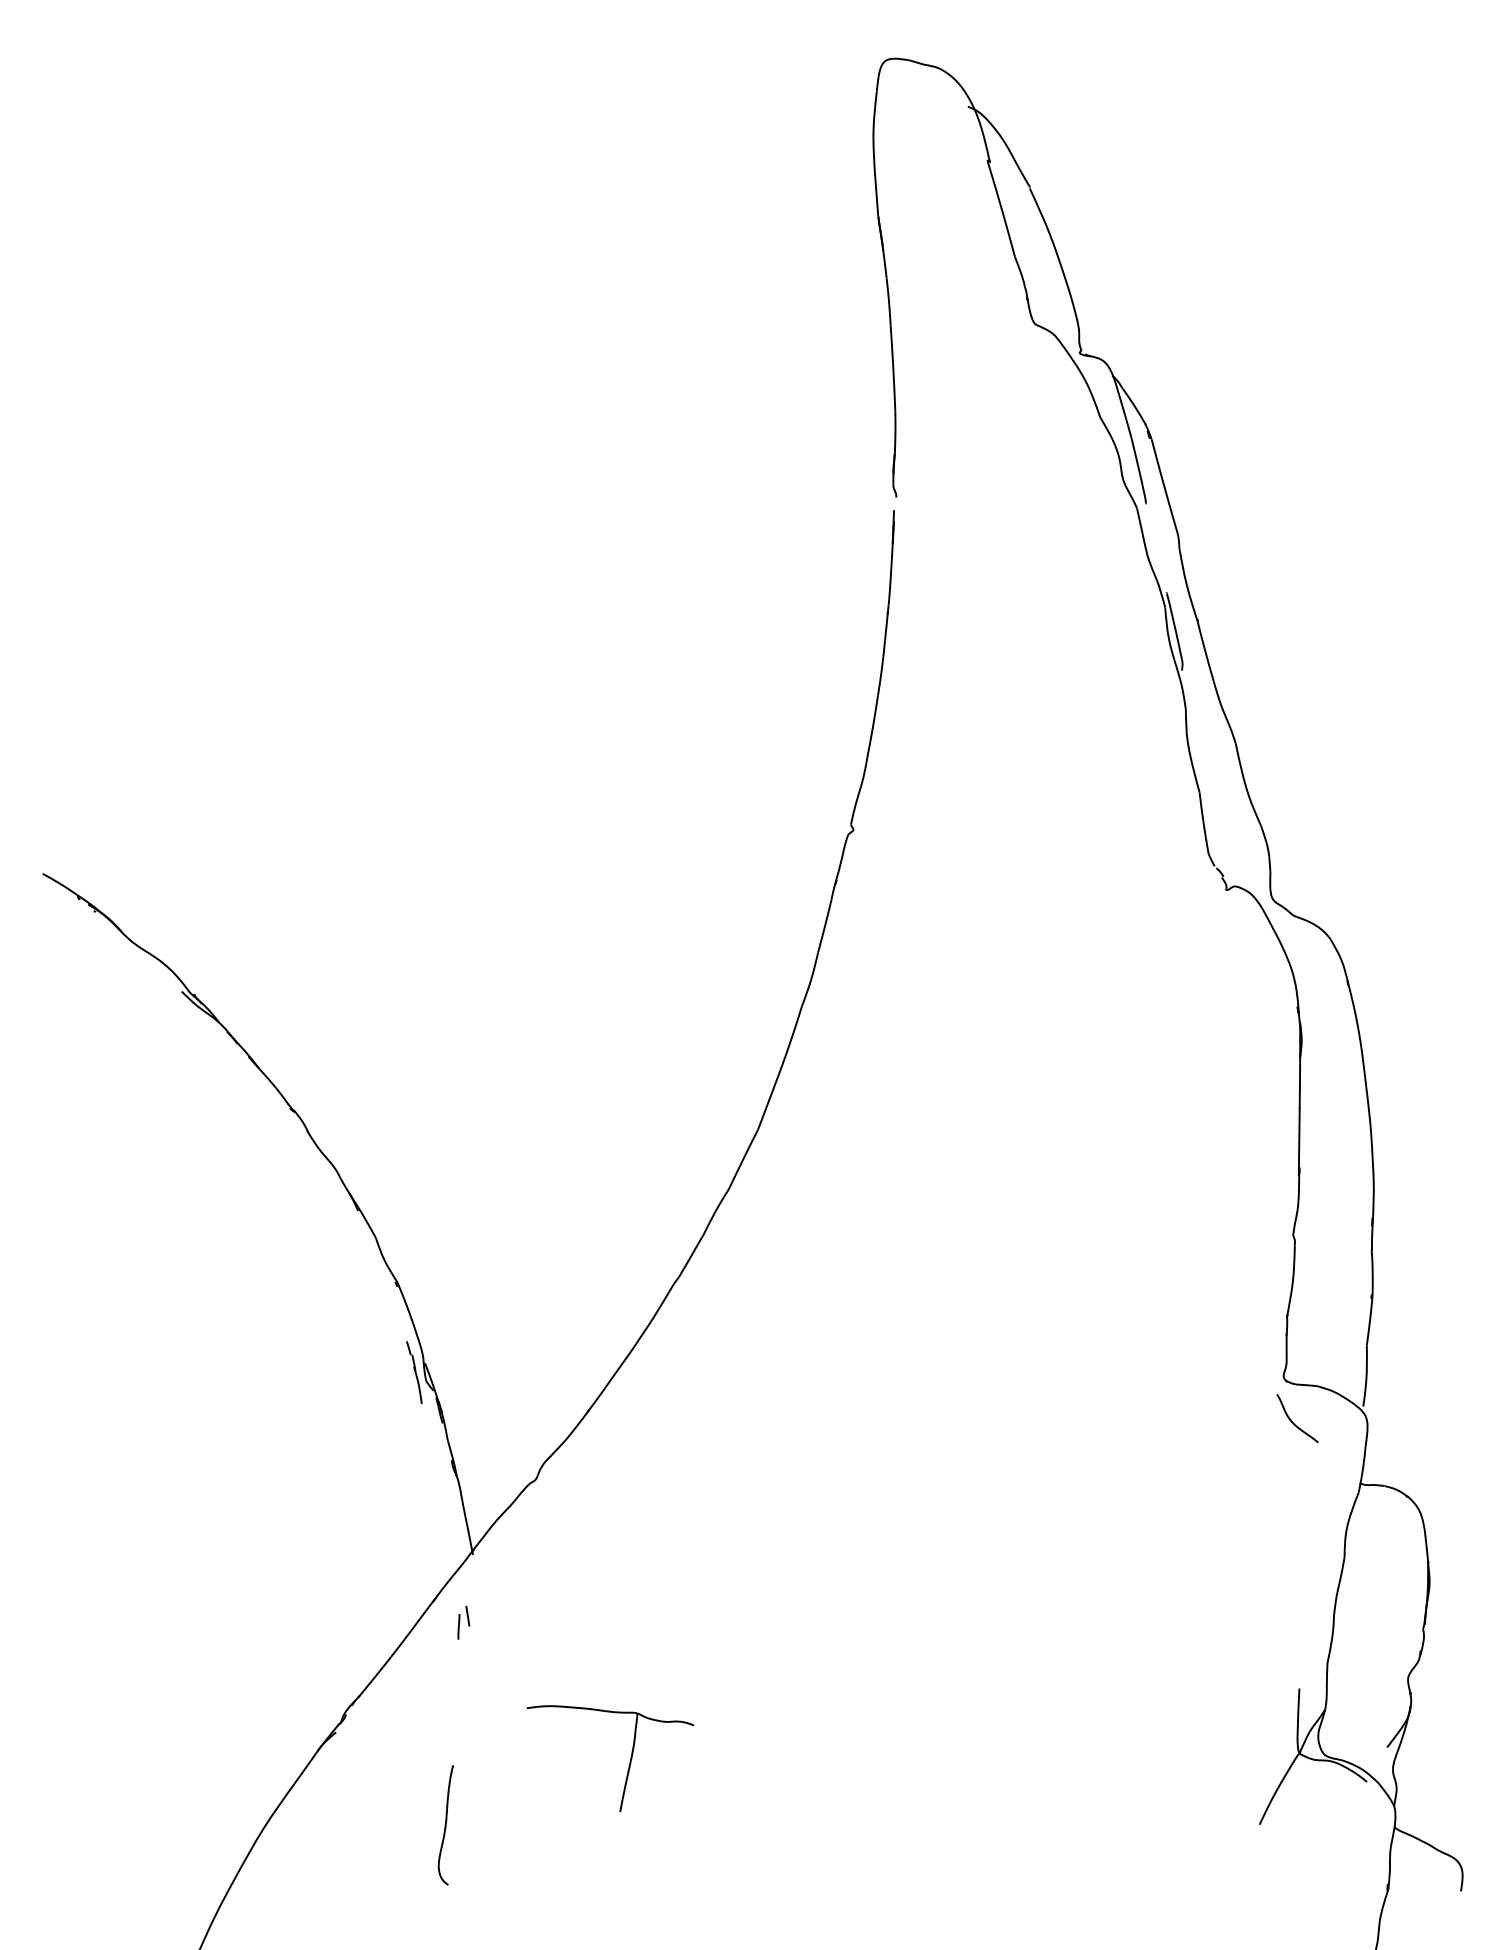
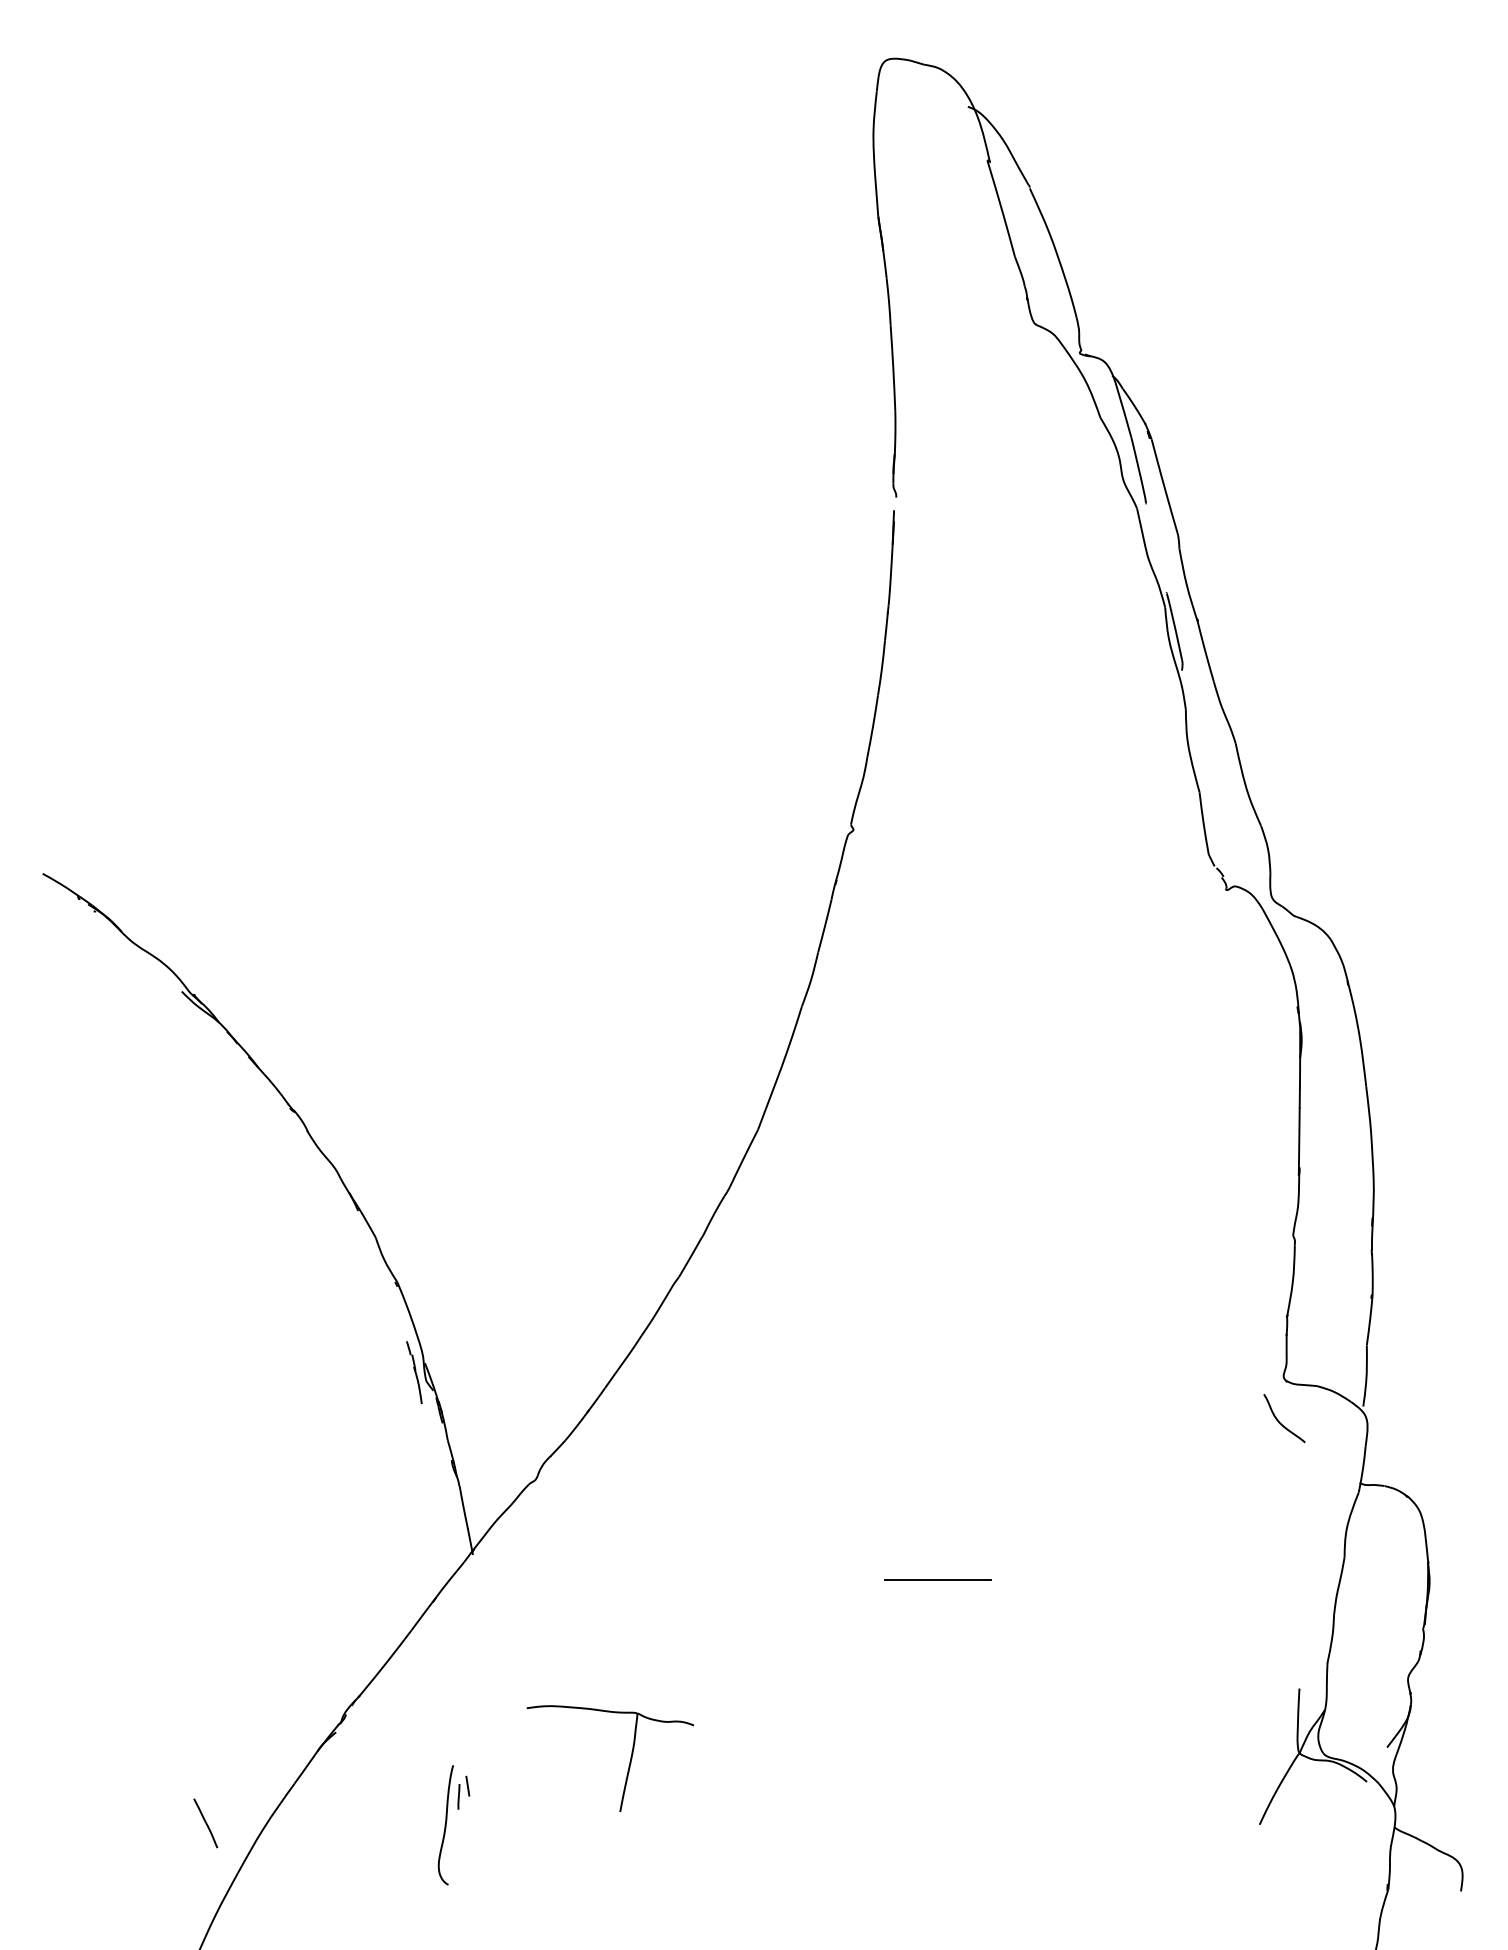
curve position: (1293, 1422) -> (1280, 1422) (1280, 1422)
line: none -> present (937, 1580)
part position: (463, 1622) -> (463, 1792) (463, 1792)
line: none -> present (205, 1823)
